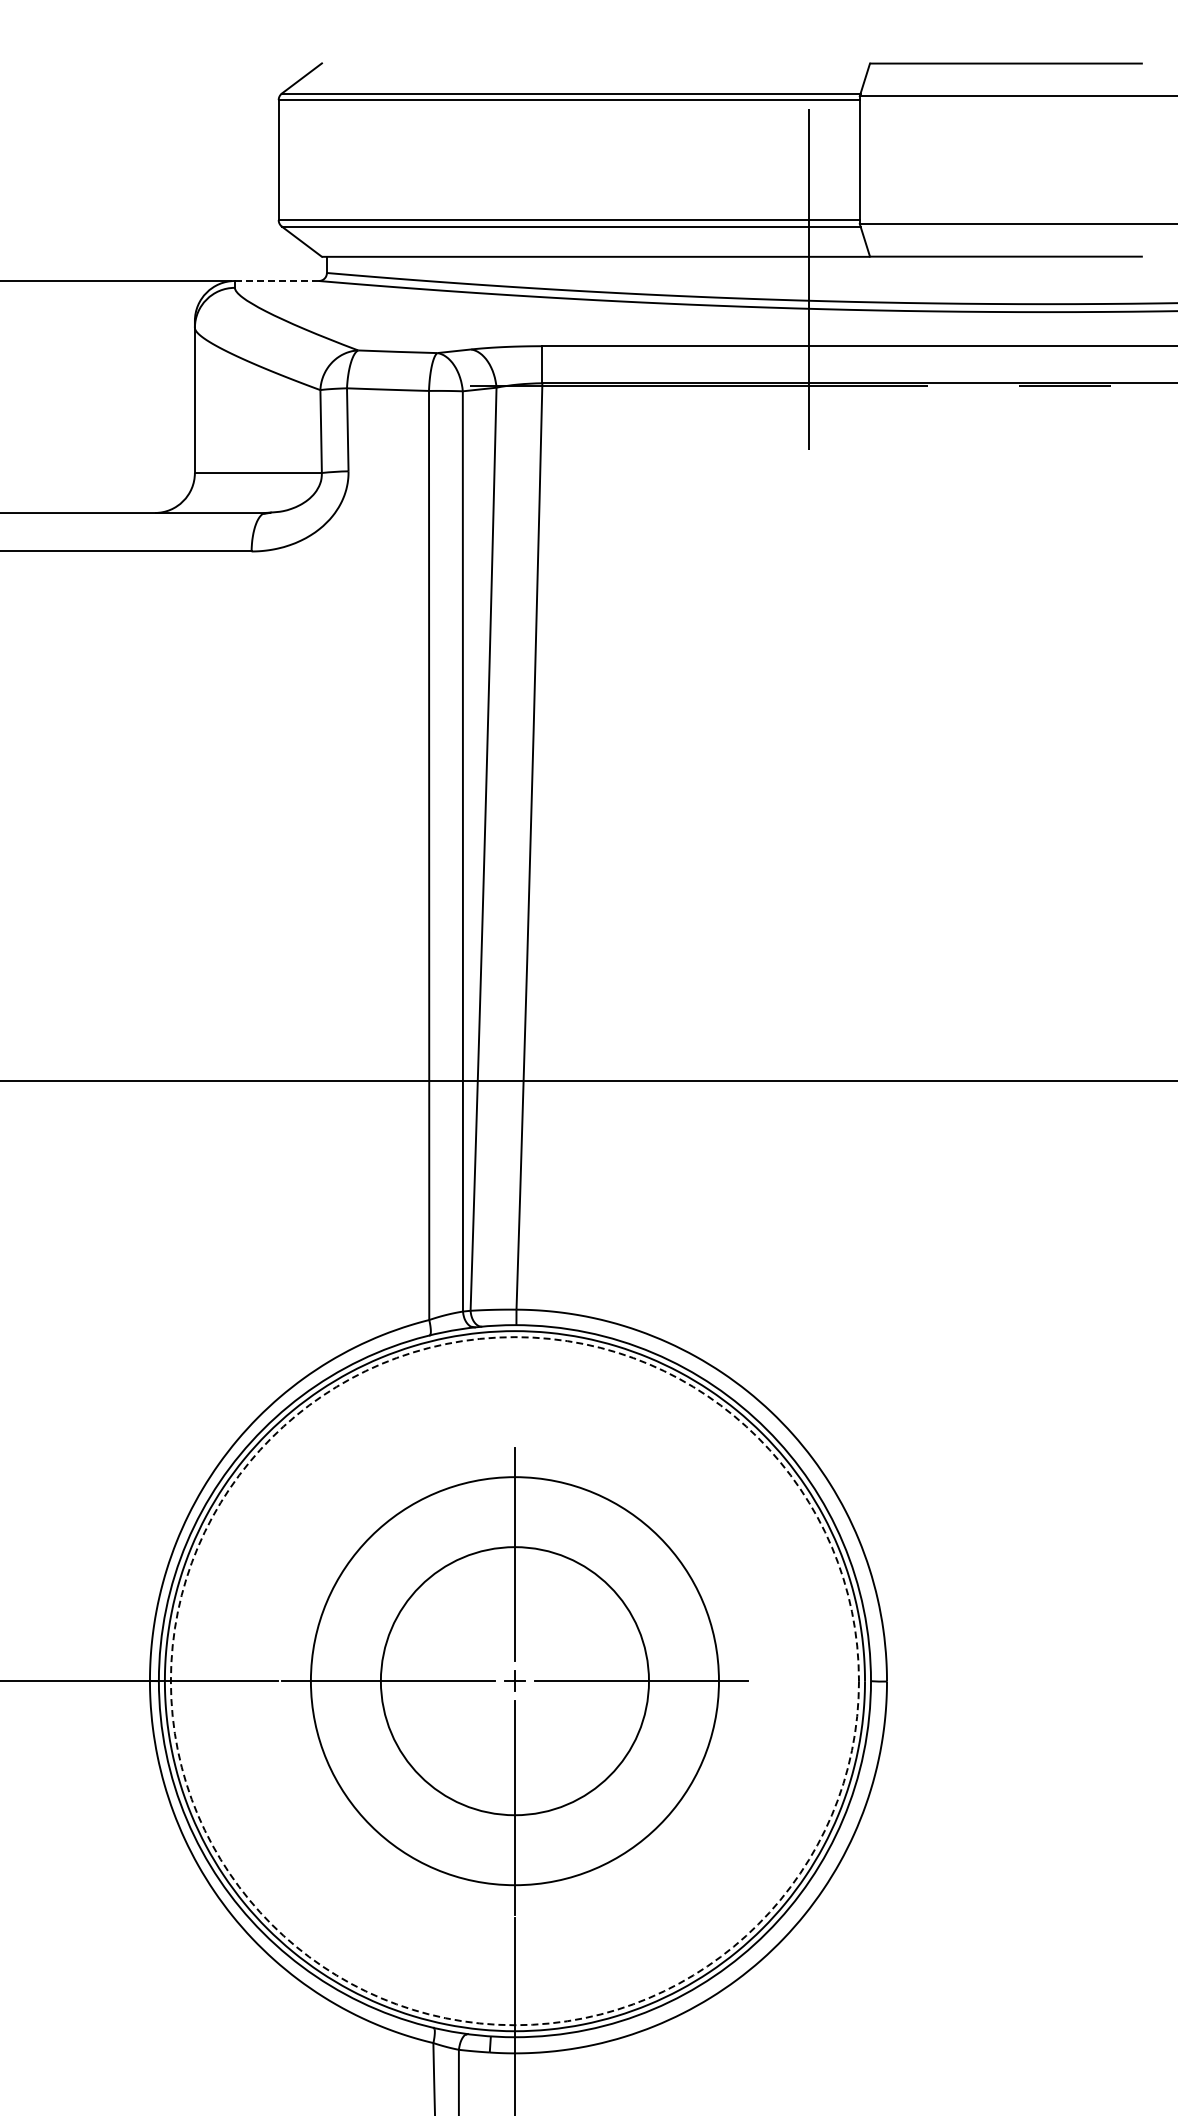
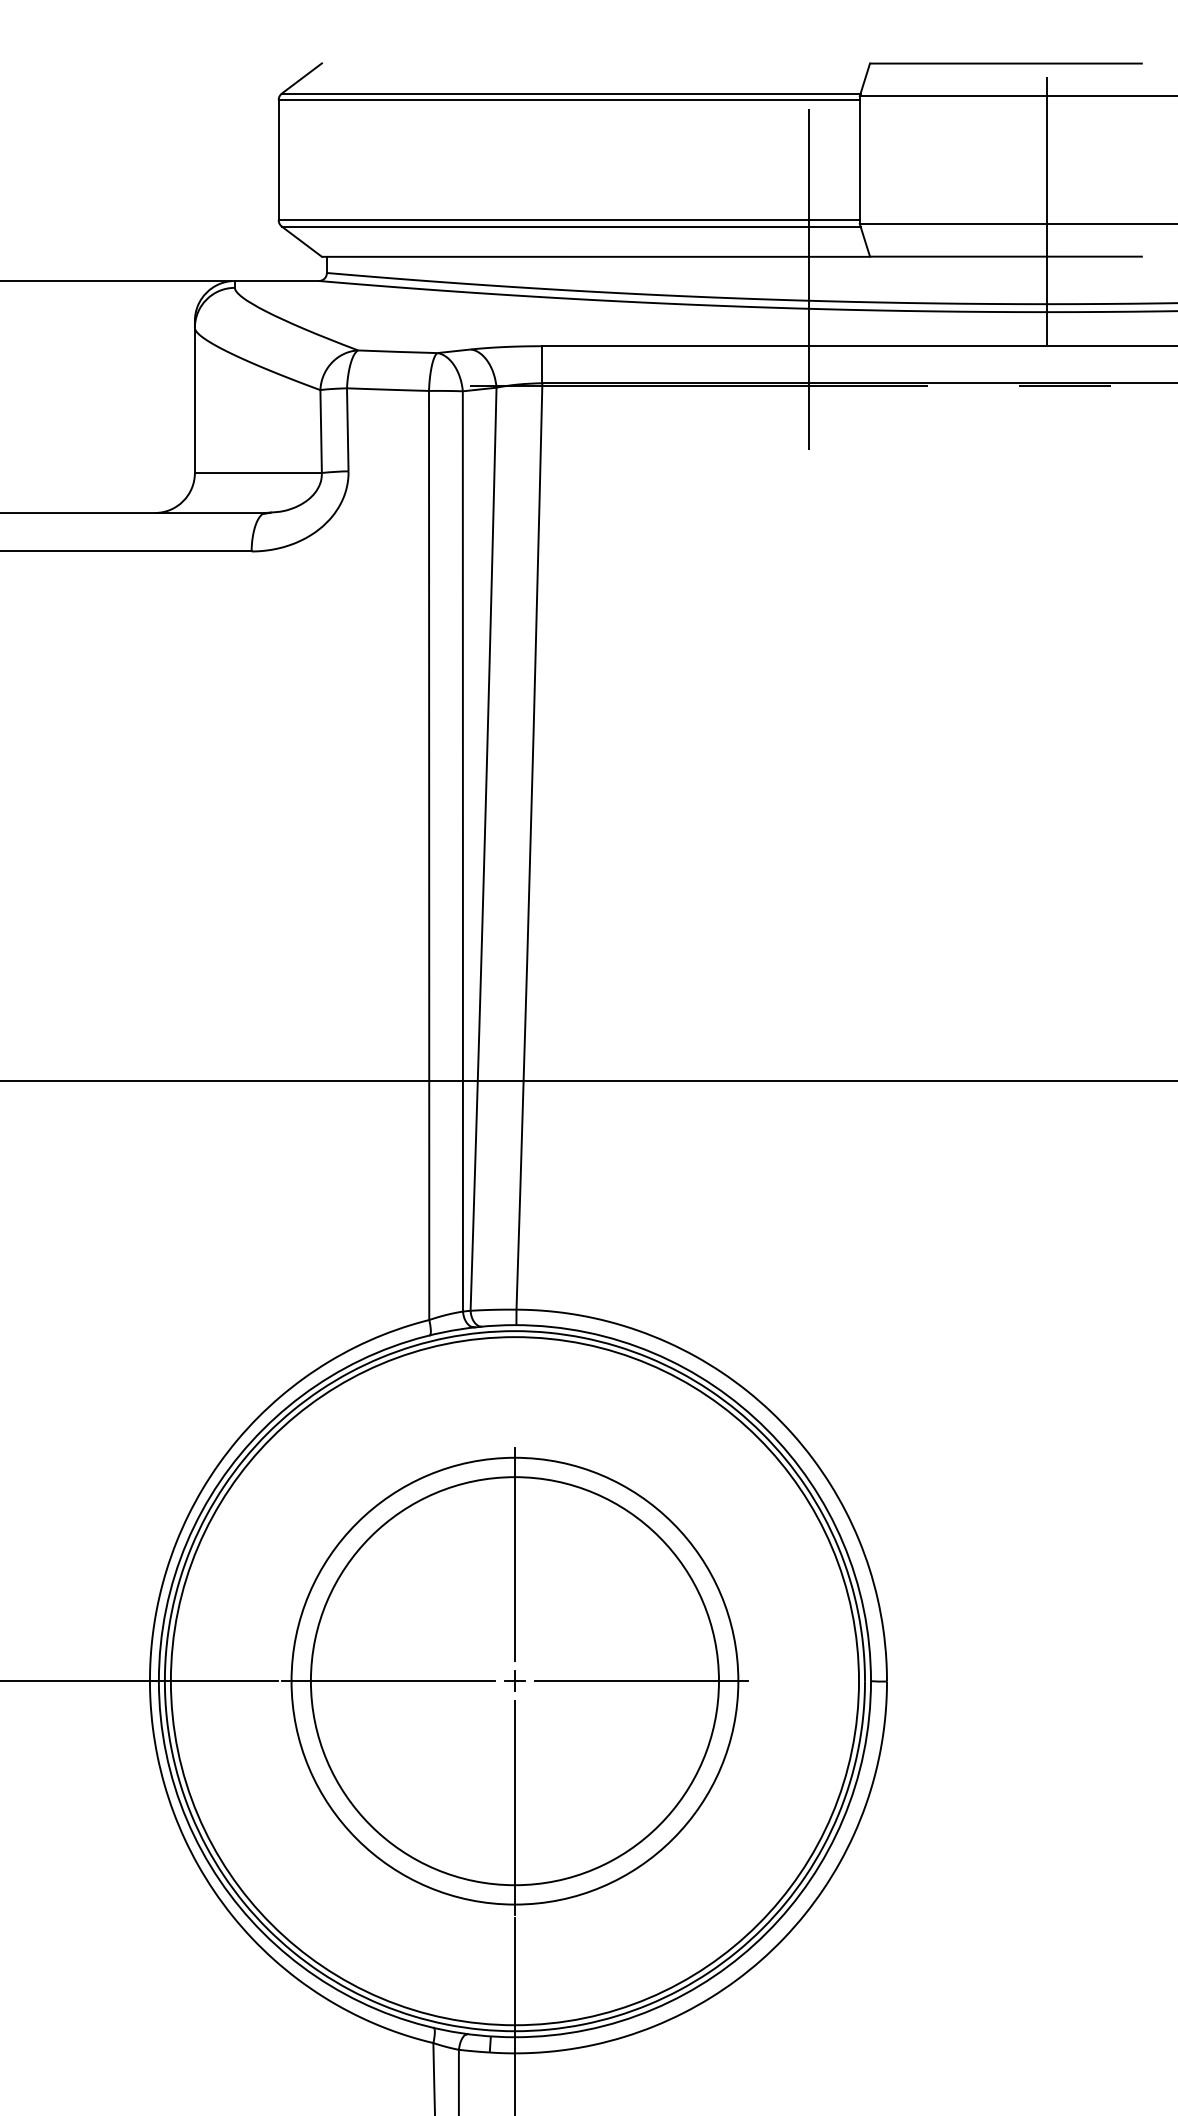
line: none -> present (1047, 210)
line: dashed -> solid (276, 280)
circle diameter: 268 px -> 447 px (514, 1680)
circle: dashed -> solid (514, 1681)
